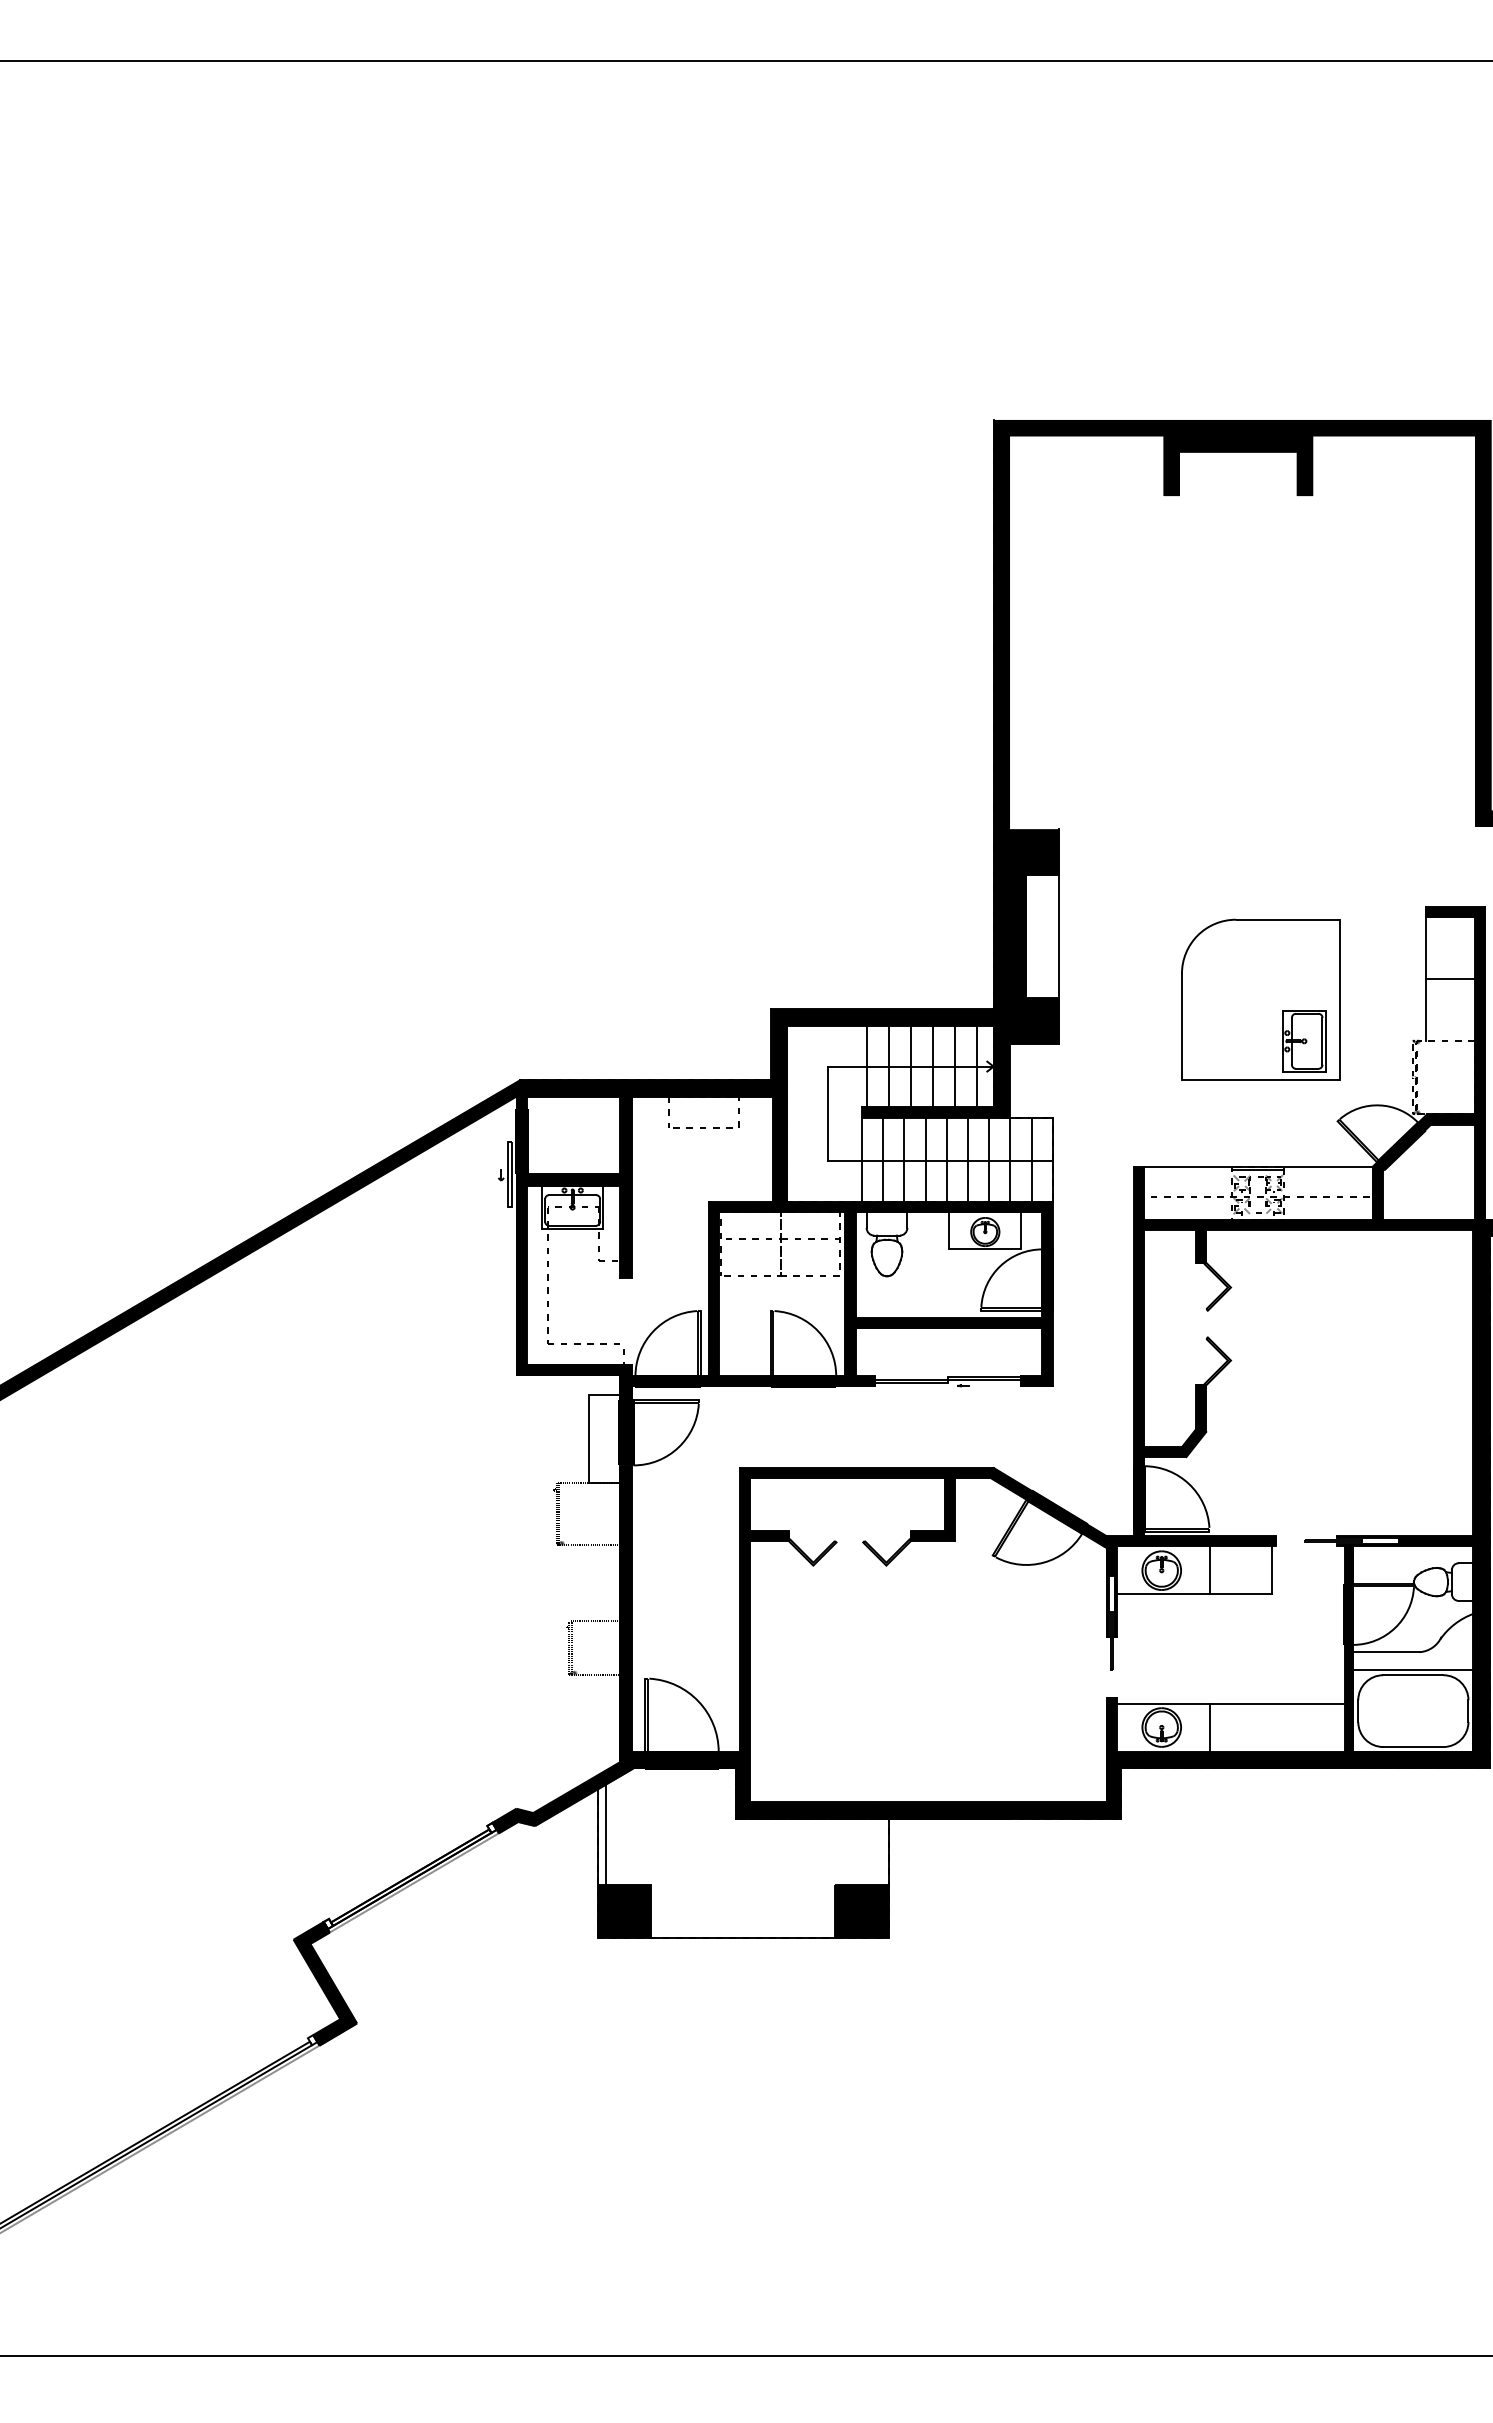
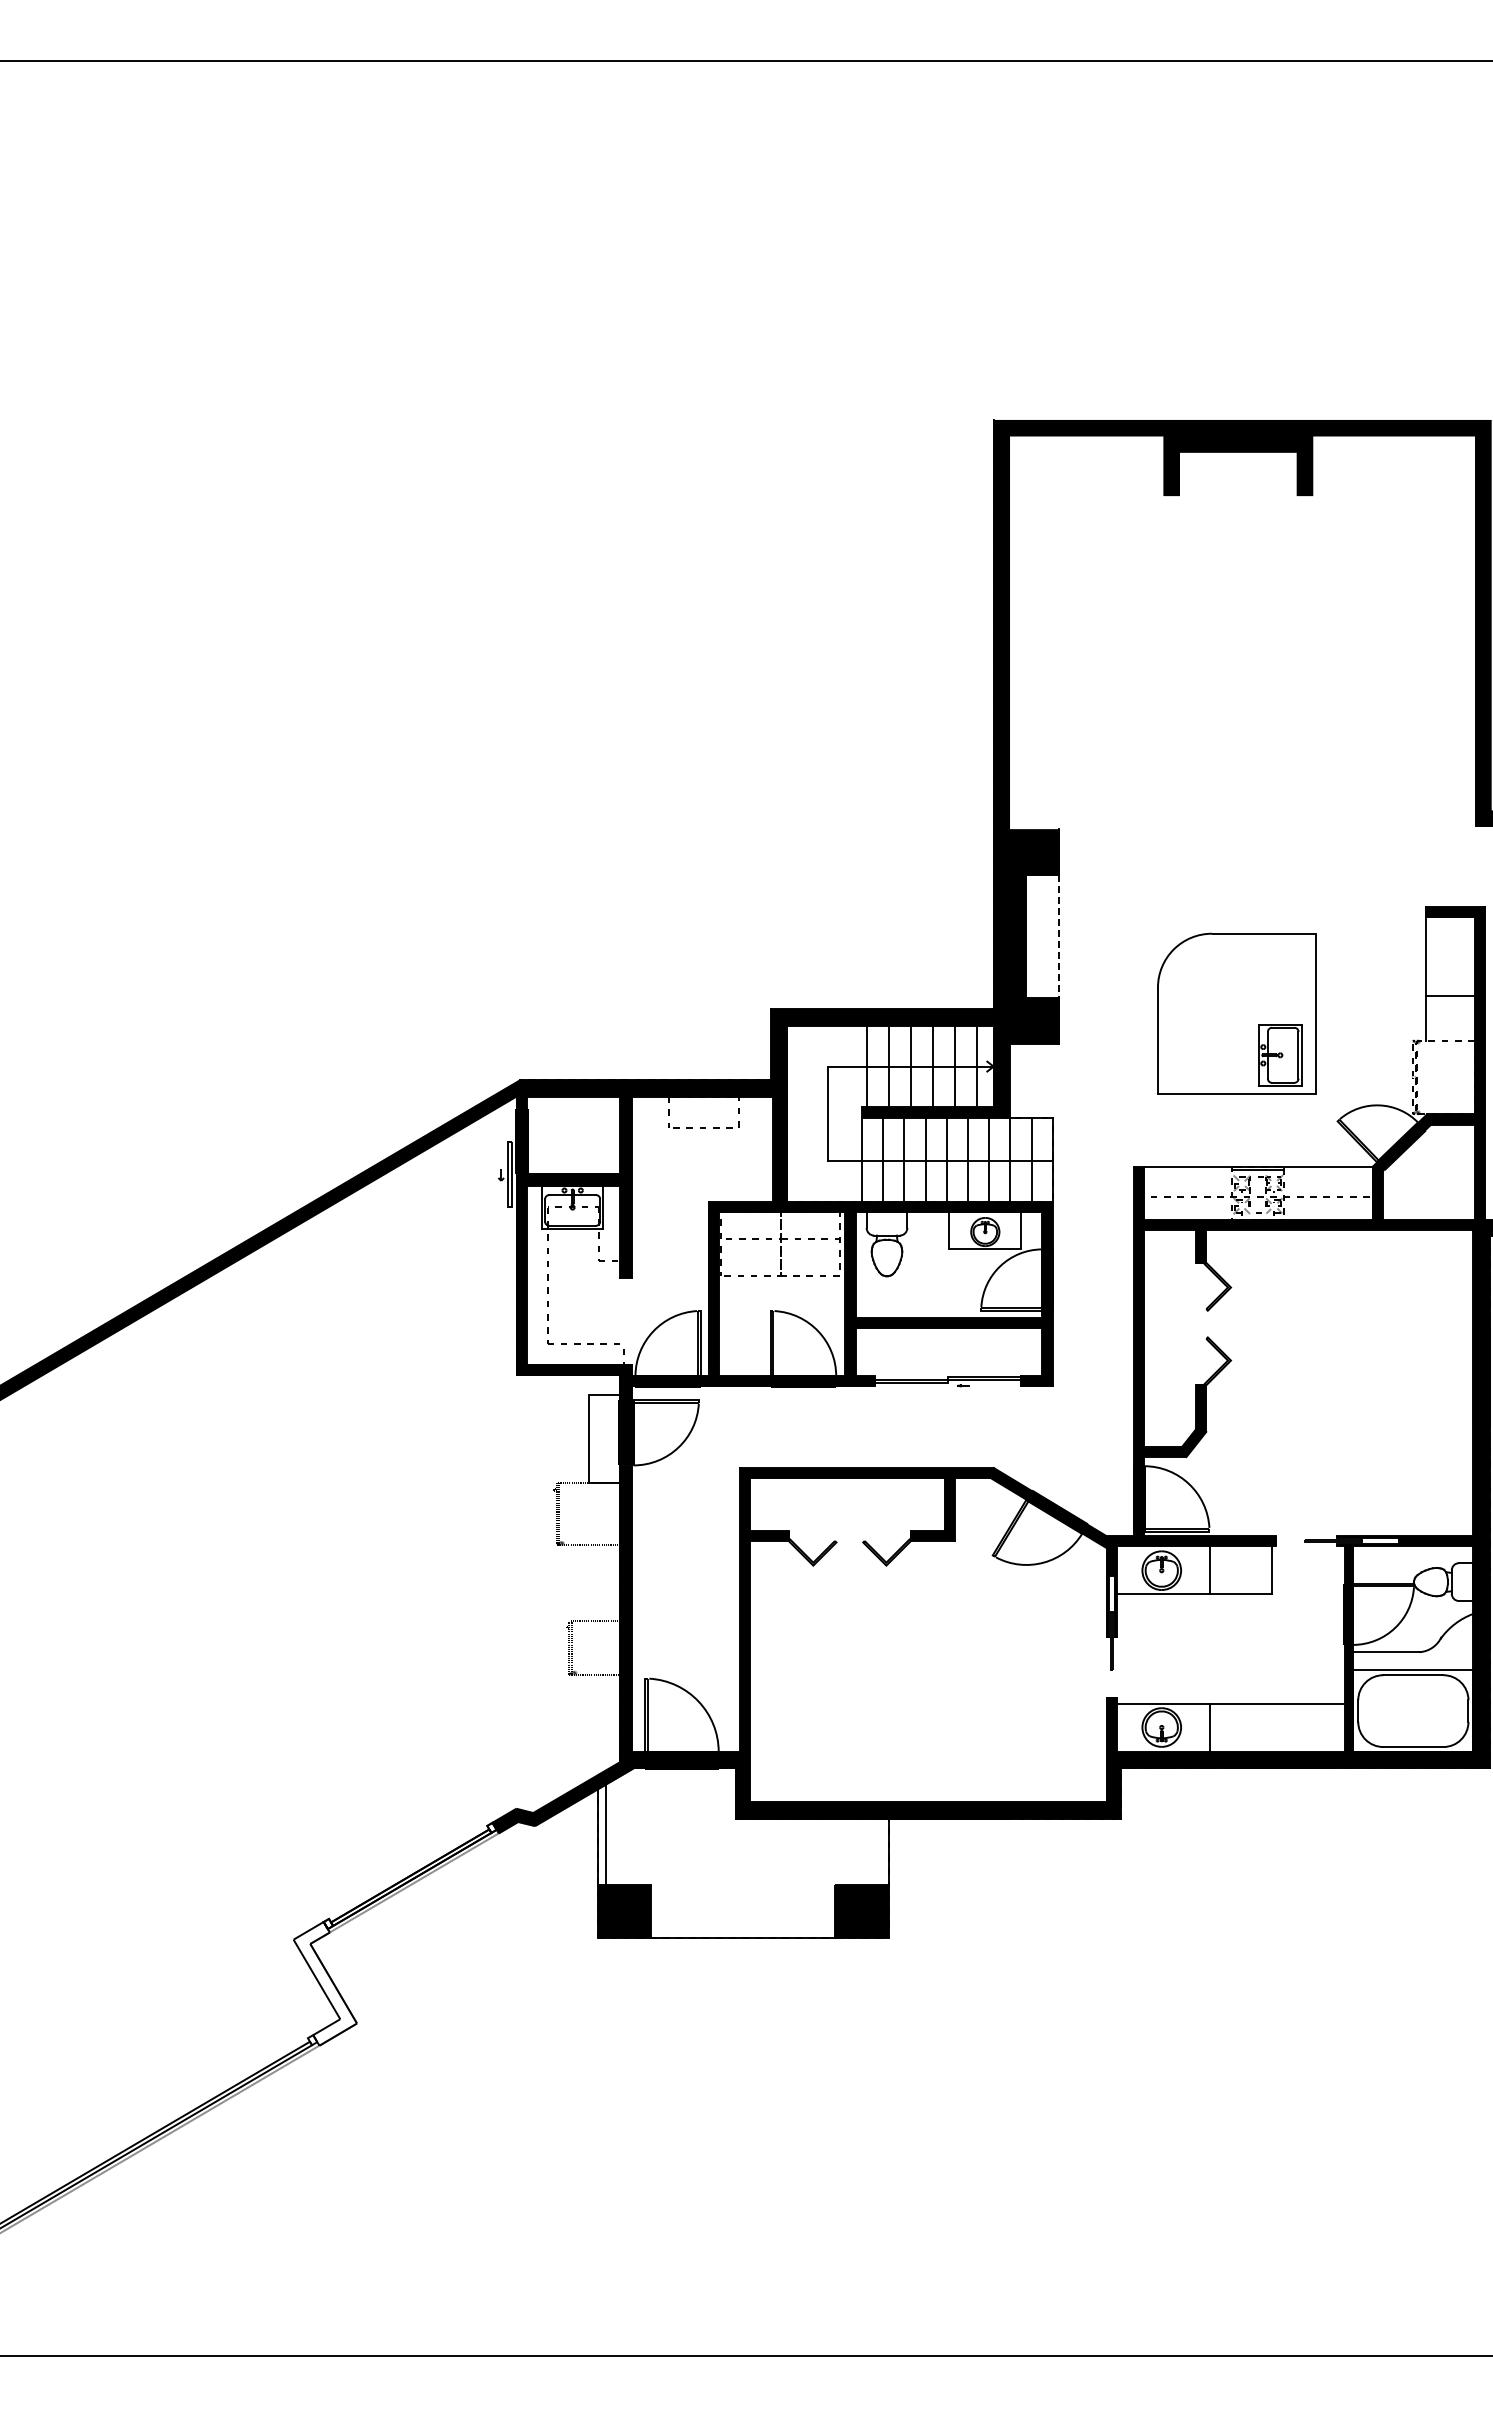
line: solid -> dashed (1059, 936)
line position: (1450, 979) -> (1450, 996) (1450, 996)
part position: (1260, 999) -> (1236, 1013) (1236, 1013)
fill: present -> none (325, 1983)
